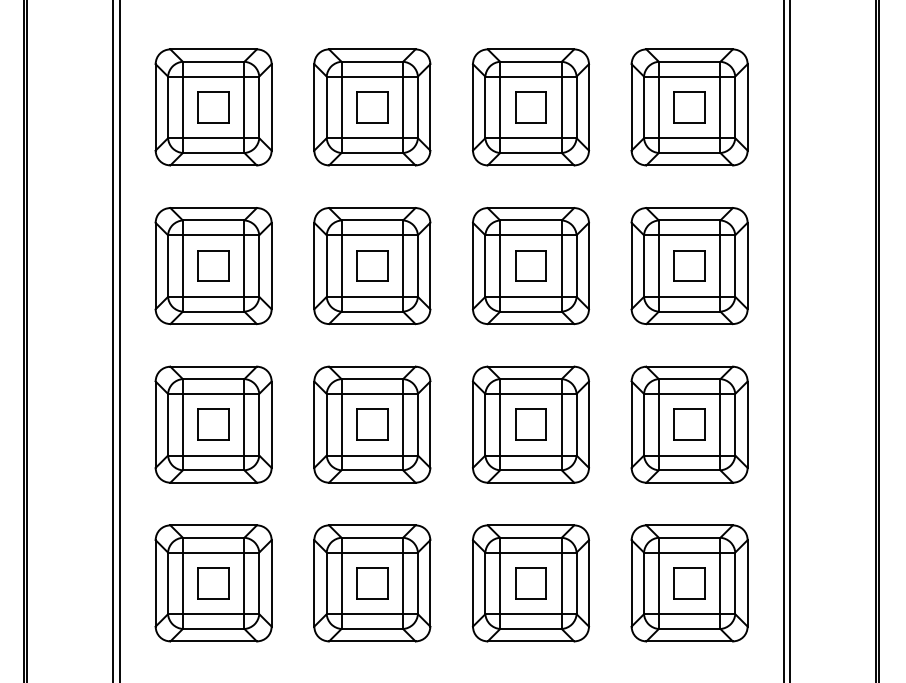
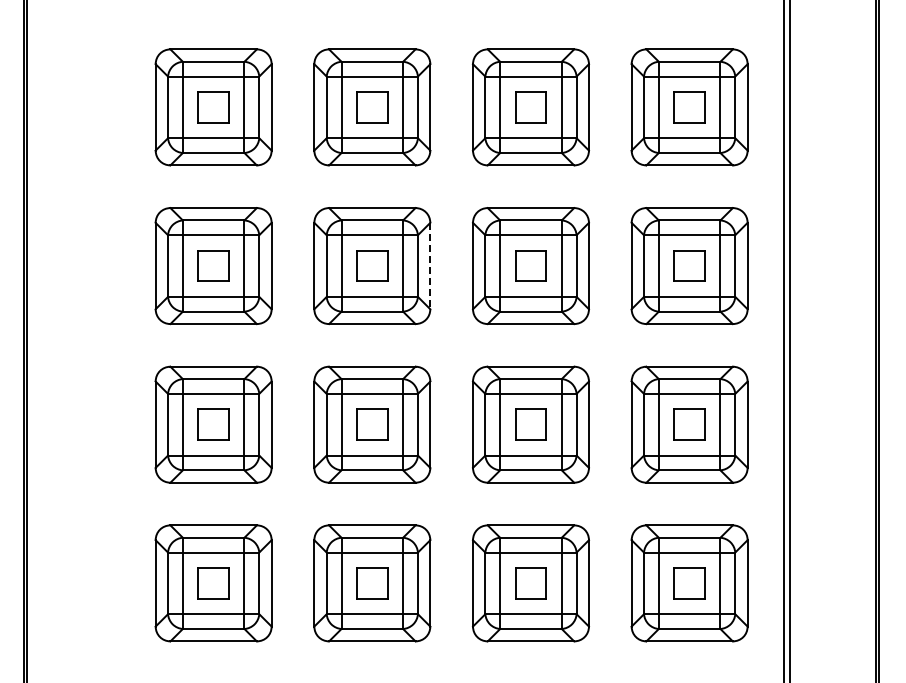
line: solid -> dashed (430, 266)
line: present -> none (113, 340)
line: present -> none (119, 340)
